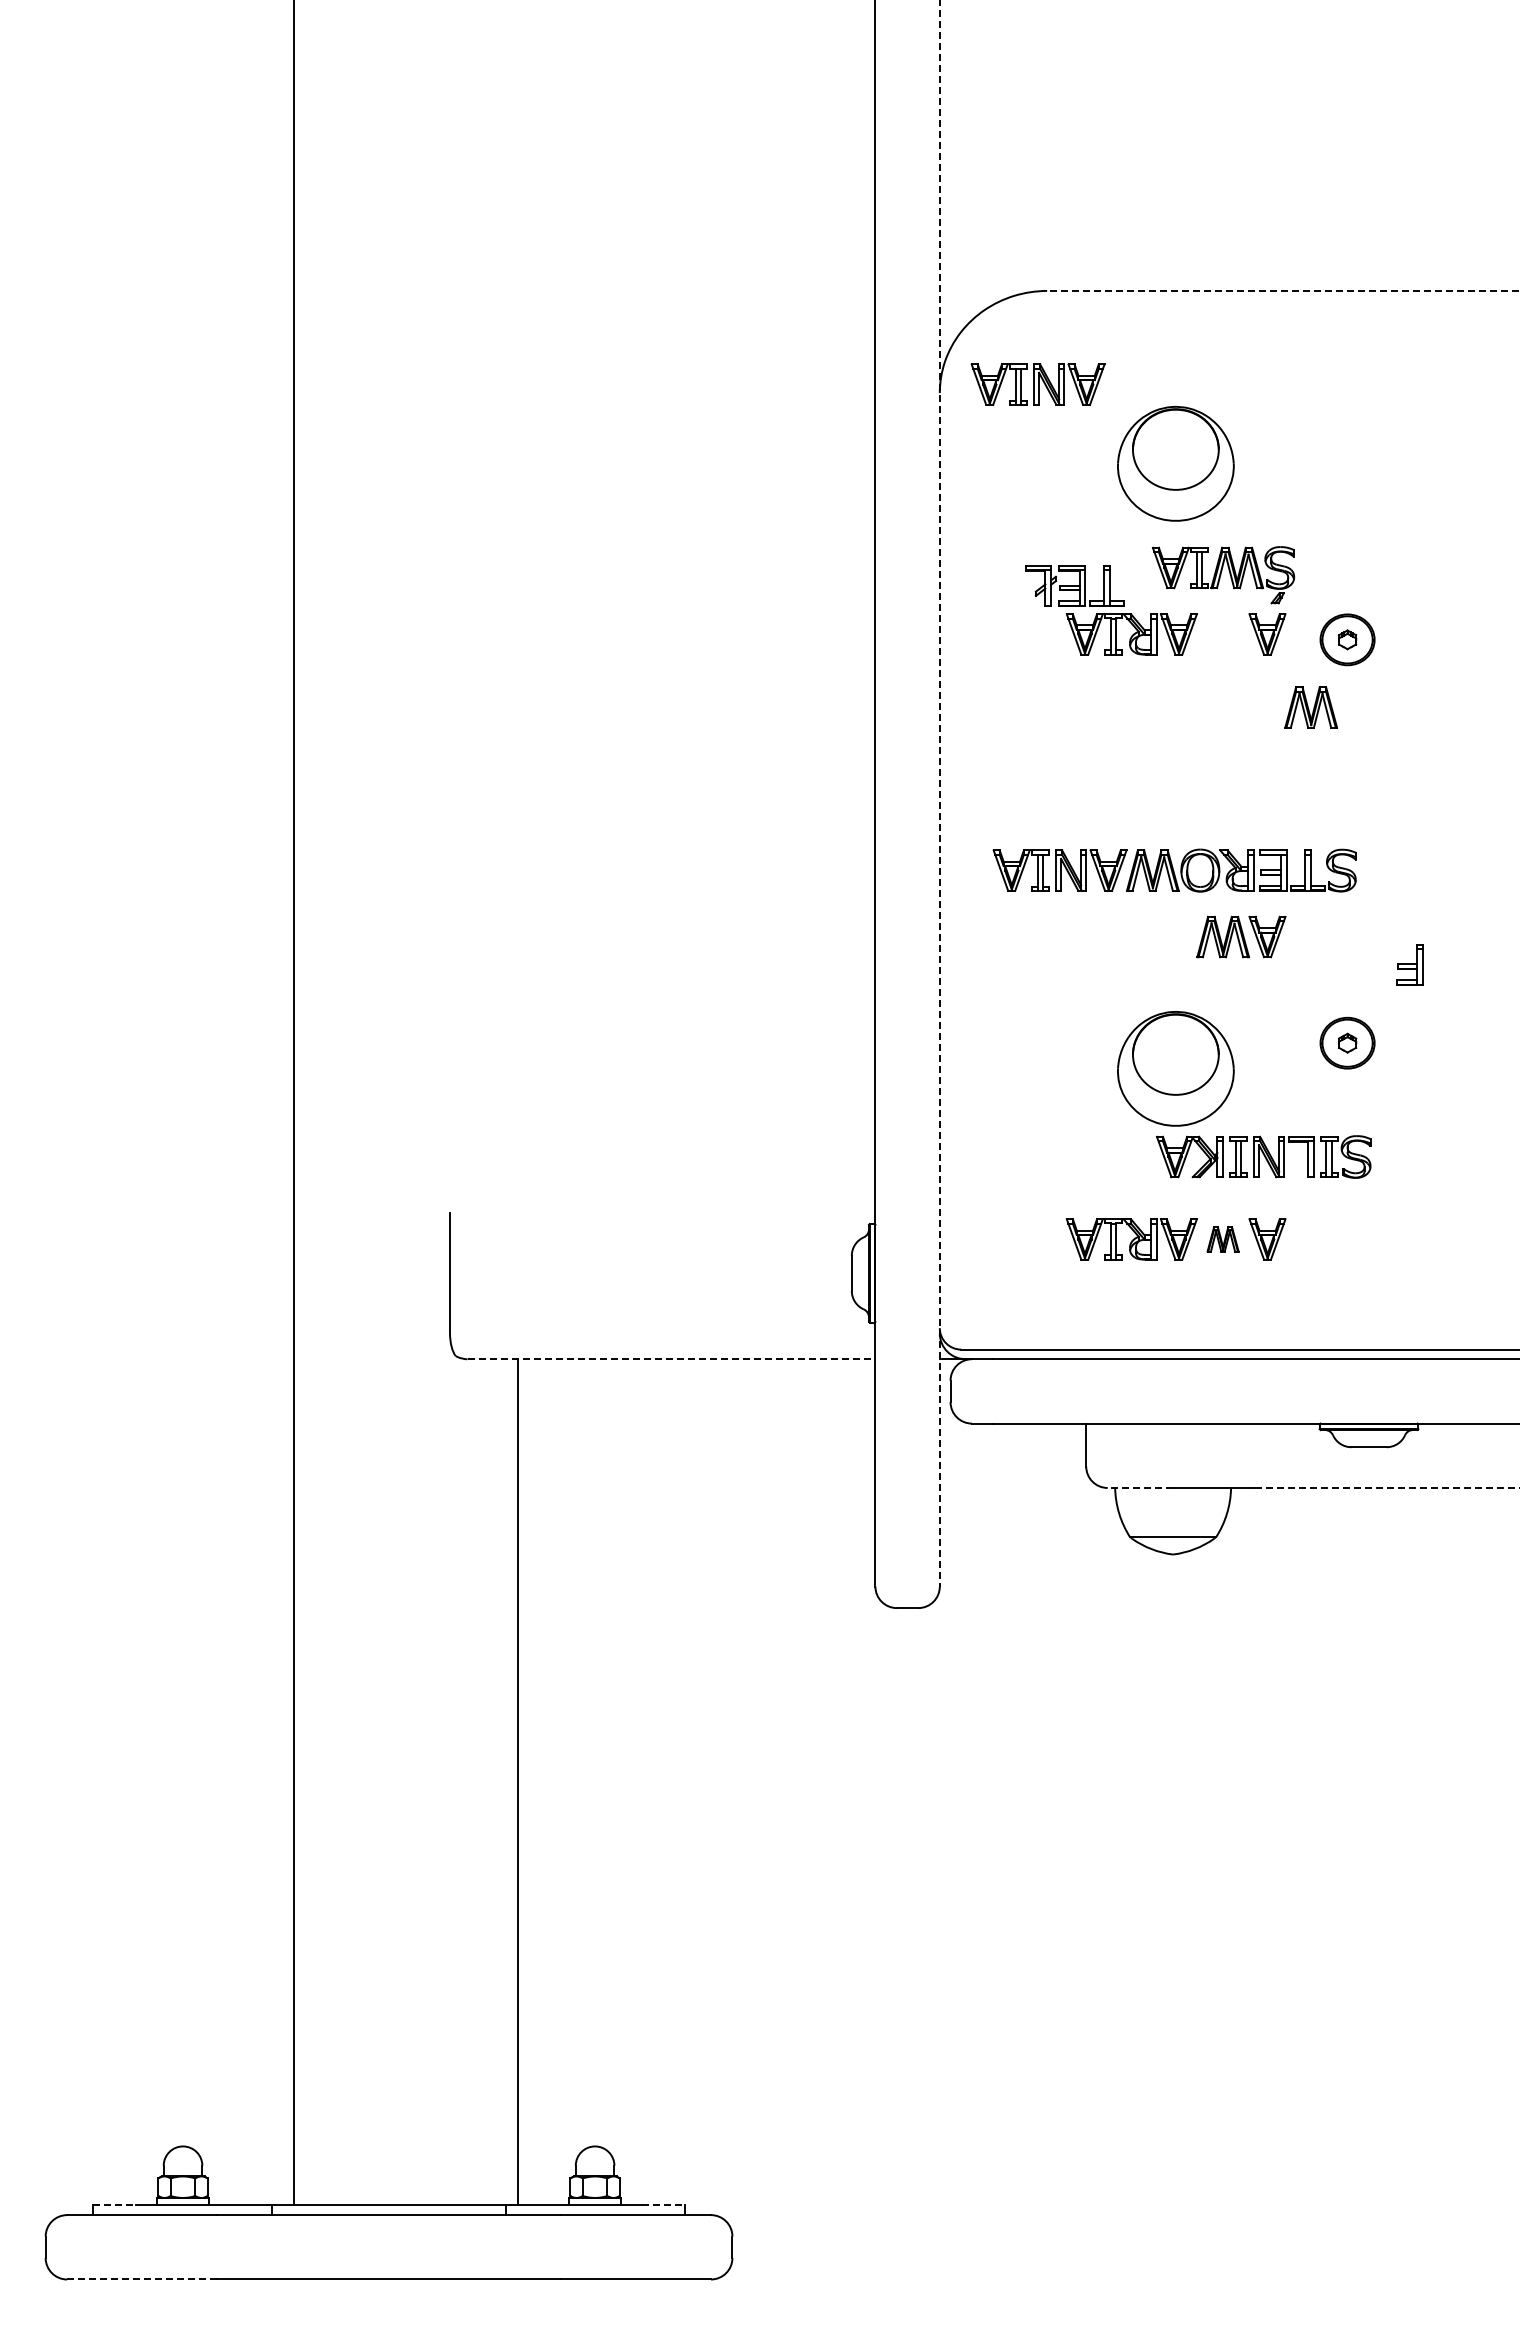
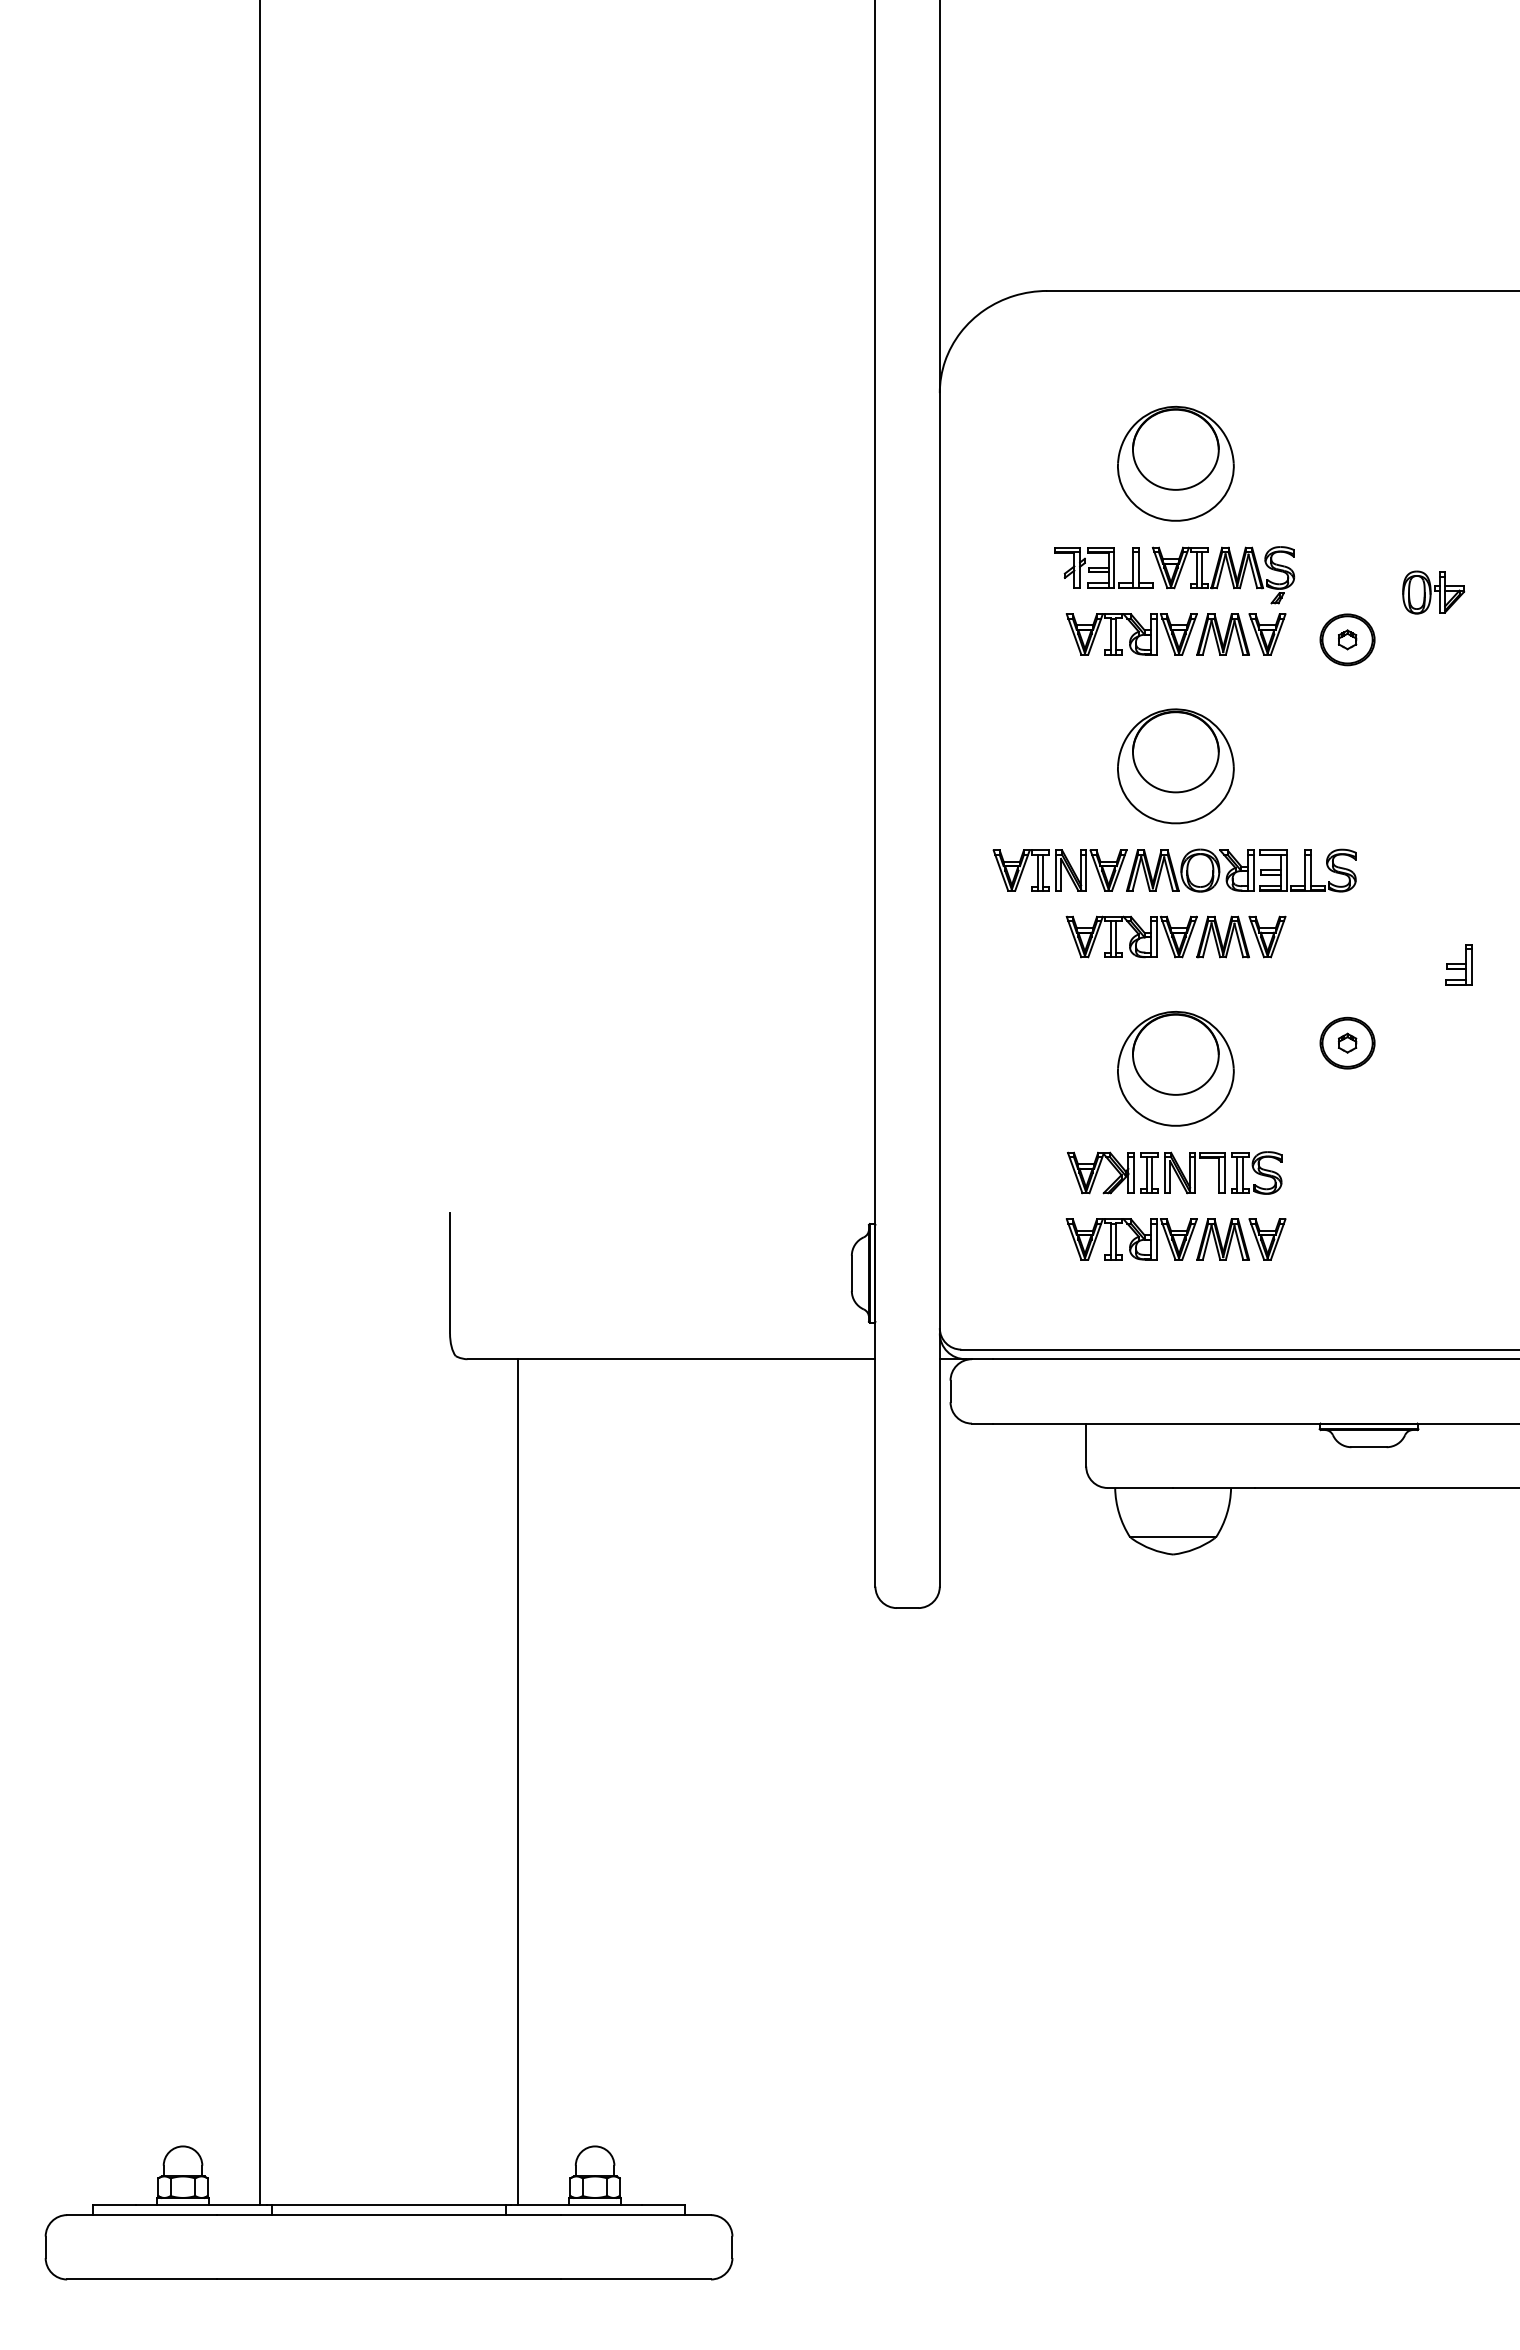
line: dashed -> solid (1283, 290)
part: present -> none (1037, 384)
part position: (1074, 585) -> (1103, 567) (1103, 567)
part: none -> present (1433, 592)
part position: (1310, 707) -> (1222, 634) (1222, 634)
part: none -> present (1175, 766)
line: dashed -> solid (939, 793)
part: none -> present (1131, 936)
part position: (1409, 964) -> (1458, 964) (1458, 964)
line position: (293, 1103) -> (259, 1103) (259, 1103)
part position: (1263, 1156) -> (1174, 1172) (1174, 1172)
part size: 34x27 px -> 54x43 px (1222, 1239)
line: dashed -> solid (671, 1359)
line: dashed -> solid (1140, 1488)
line: dashed -> solid (1387, 1488)
line: dashed -> solid (114, 2204)
line: dashed -> solid (664, 2204)
line: dashed -> solid (141, 2279)
